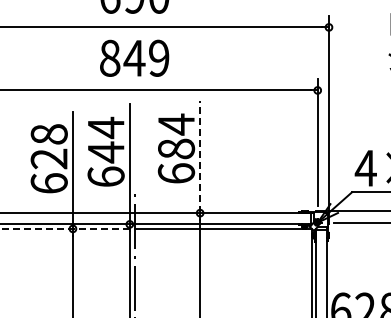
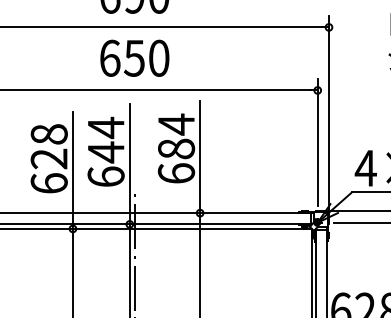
text: 849 -> 650 (134, 57)
line: dashed -> solid (200, 156)
line: dashed -> solid (68, 228)
